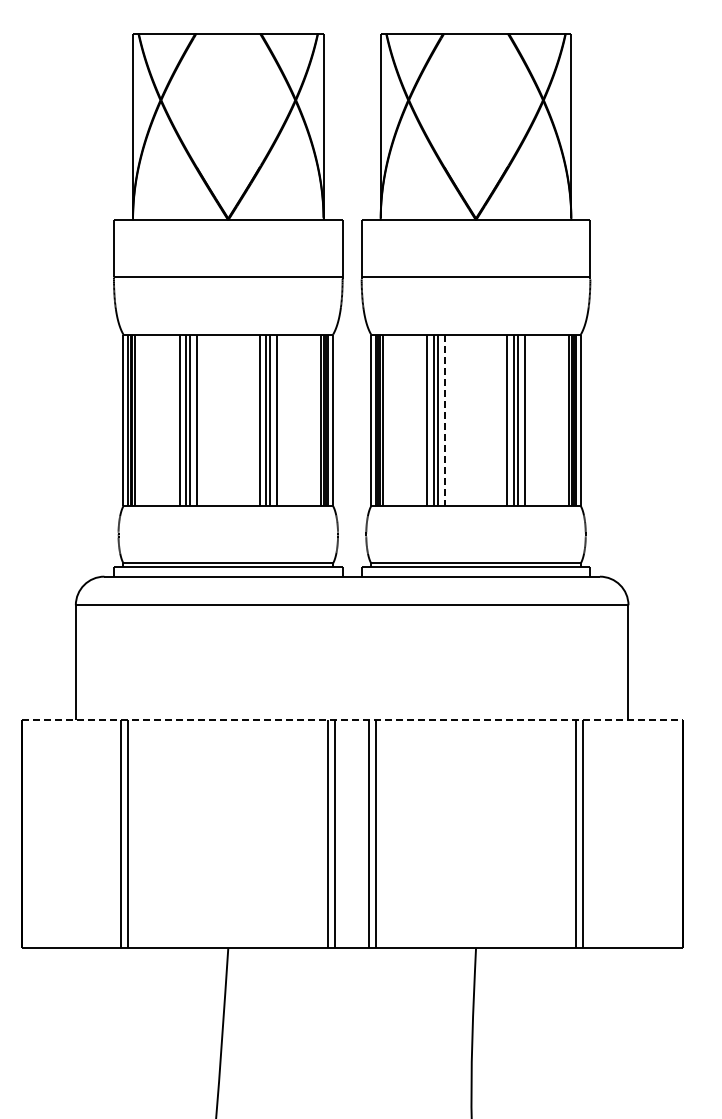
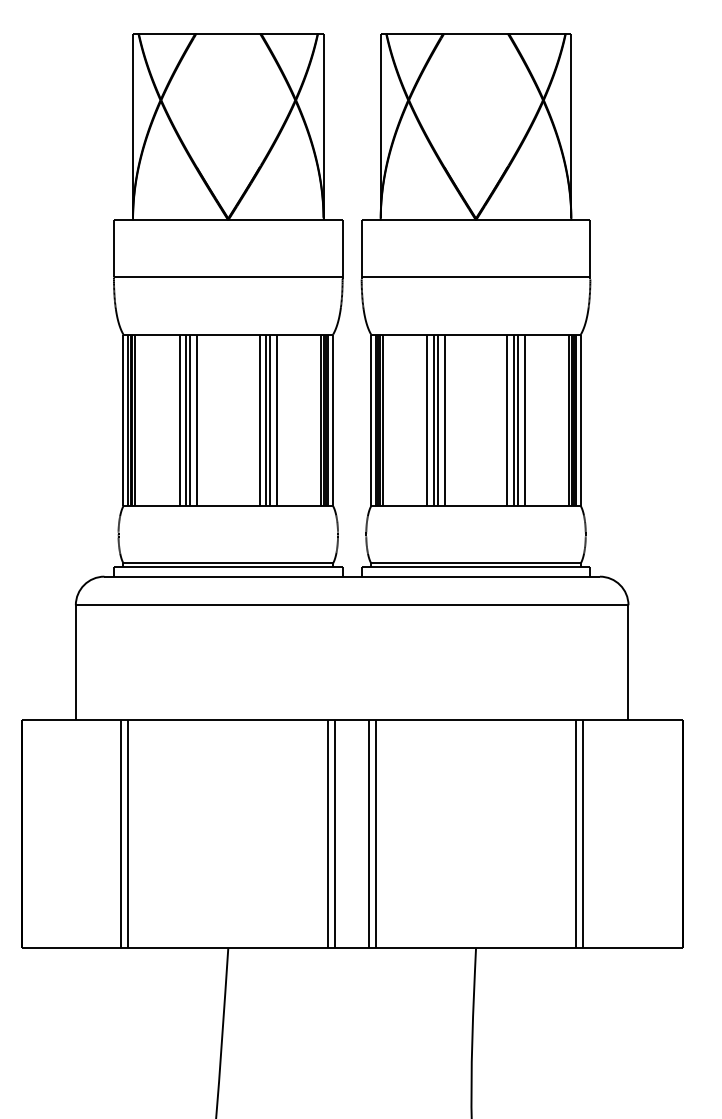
line: dashed -> solid (444, 420)
line: dashed -> solid (352, 719)
